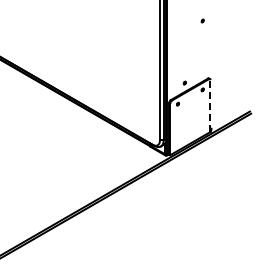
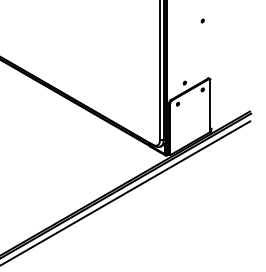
line: dashed -> solid (210, 106)
line: none -> present (126, 192)
